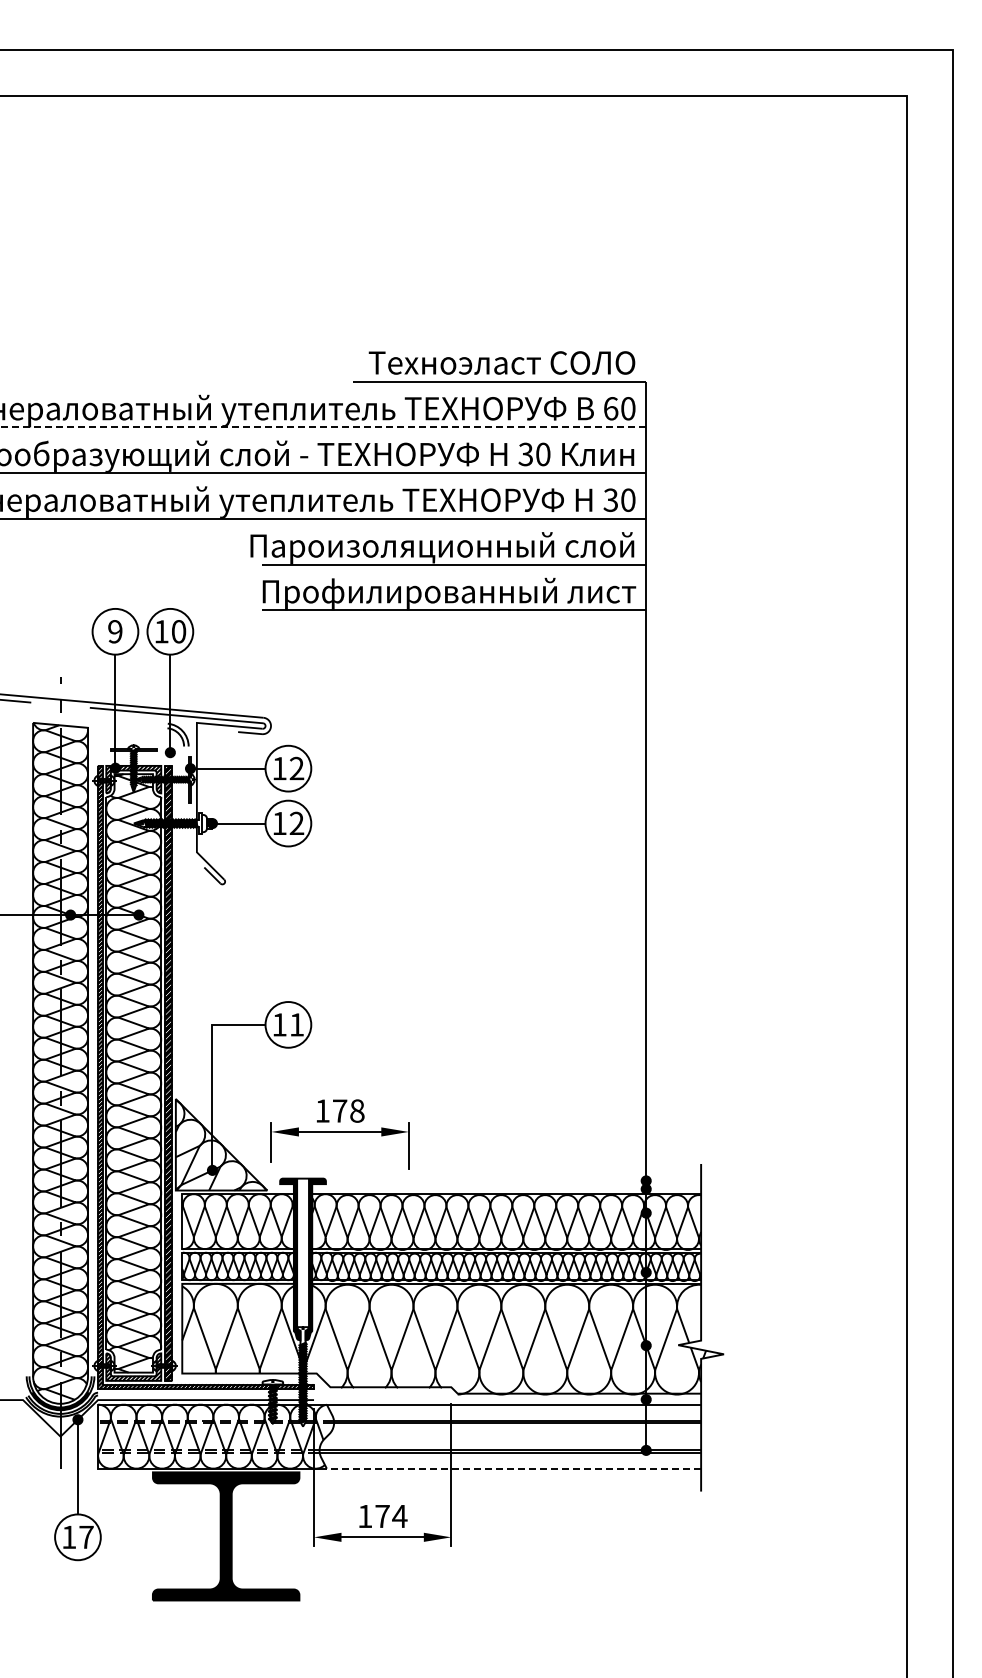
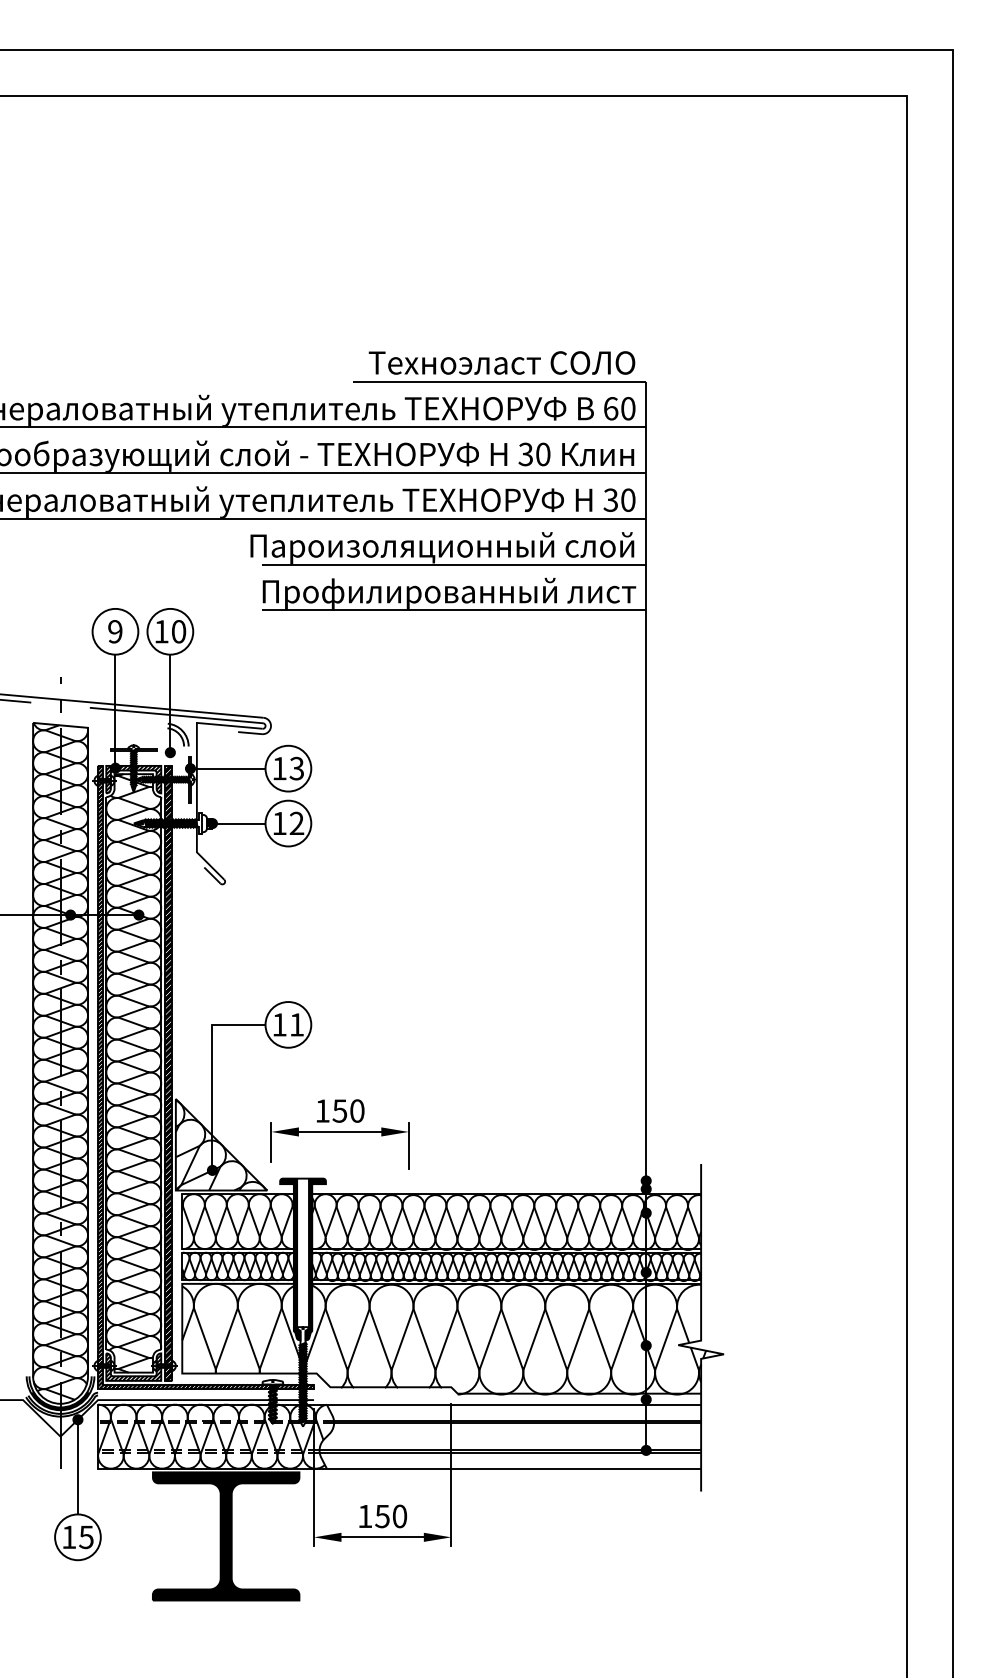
line: dashed -> solid (323, 427)
text: 12 -> 13 (296, 768)
text: 178 -> 150 (348, 1110)
line: dashed -> solid (513, 1468)
text: 174 -> 150 (391, 1516)
text: 17 -> 15 (86, 1537)
